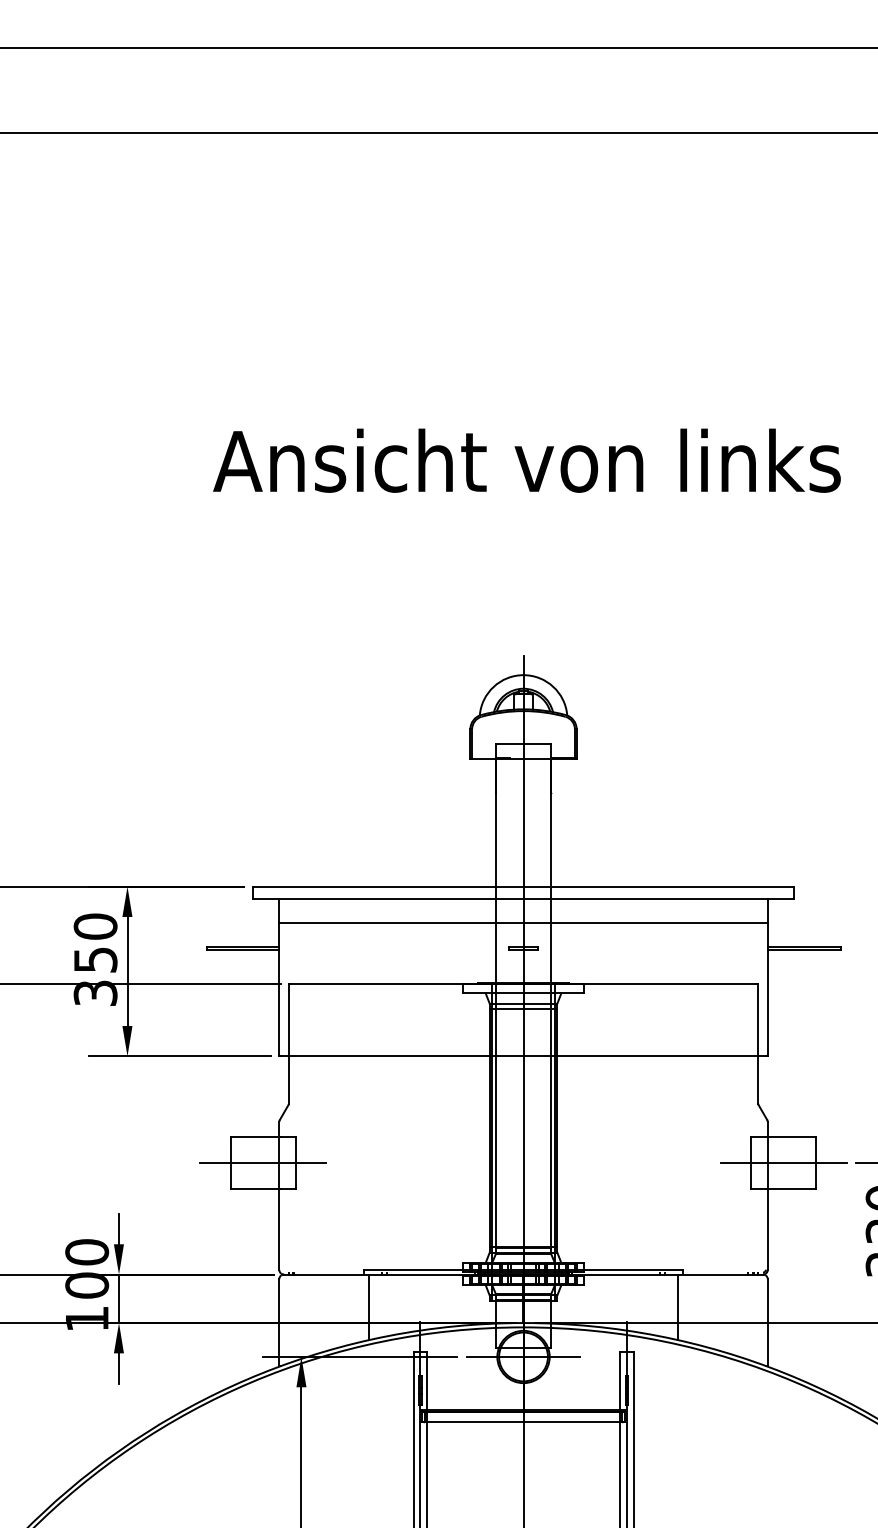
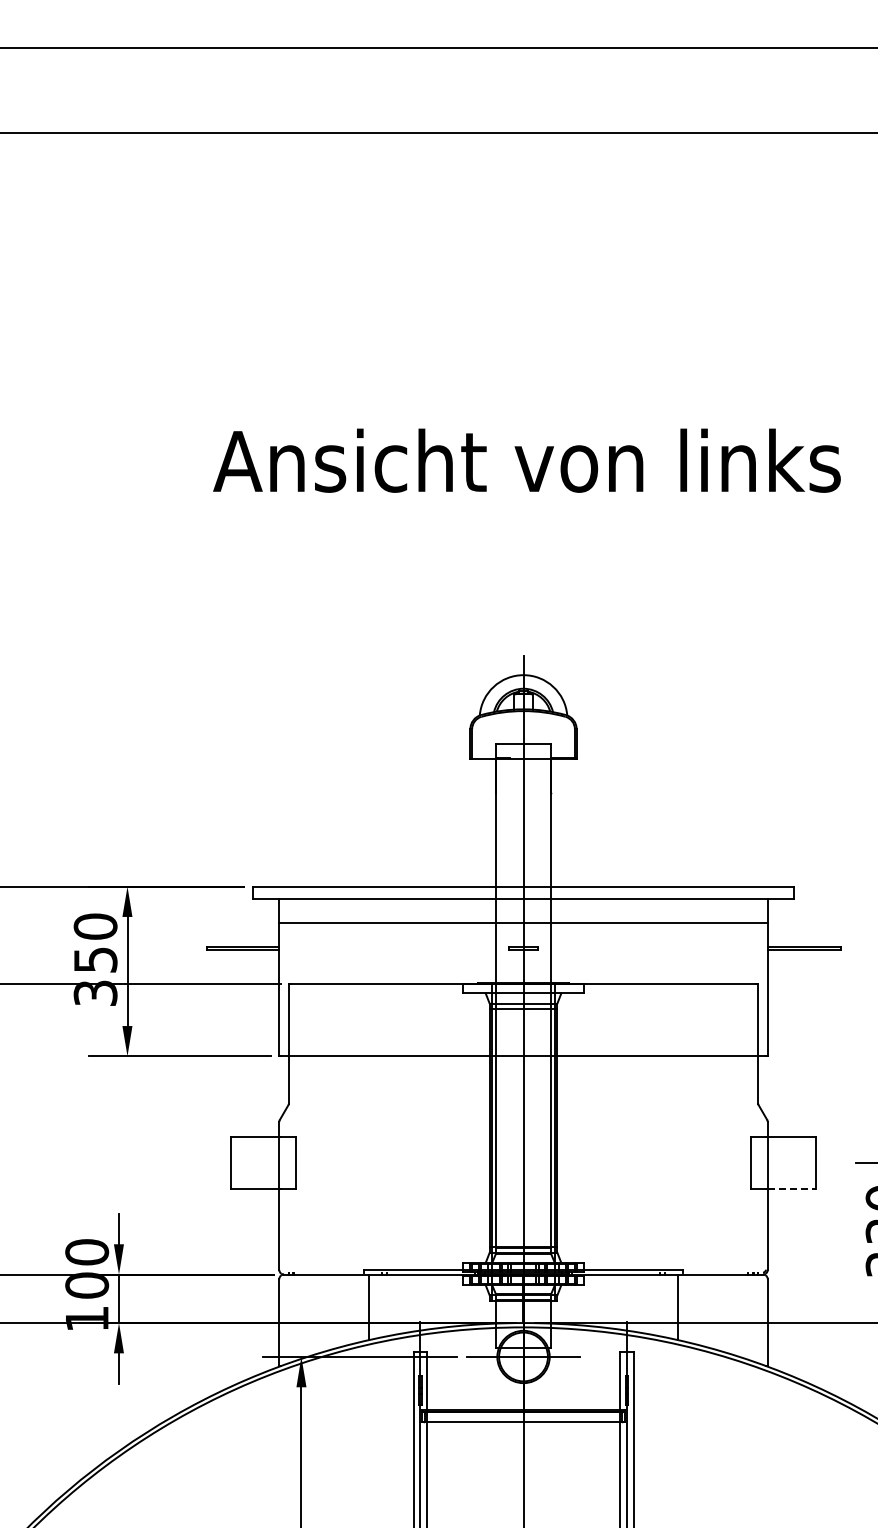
line: present -> none (263, 1163)
line: present -> none (783, 1163)
line: solid -> dashed (792, 1189)
